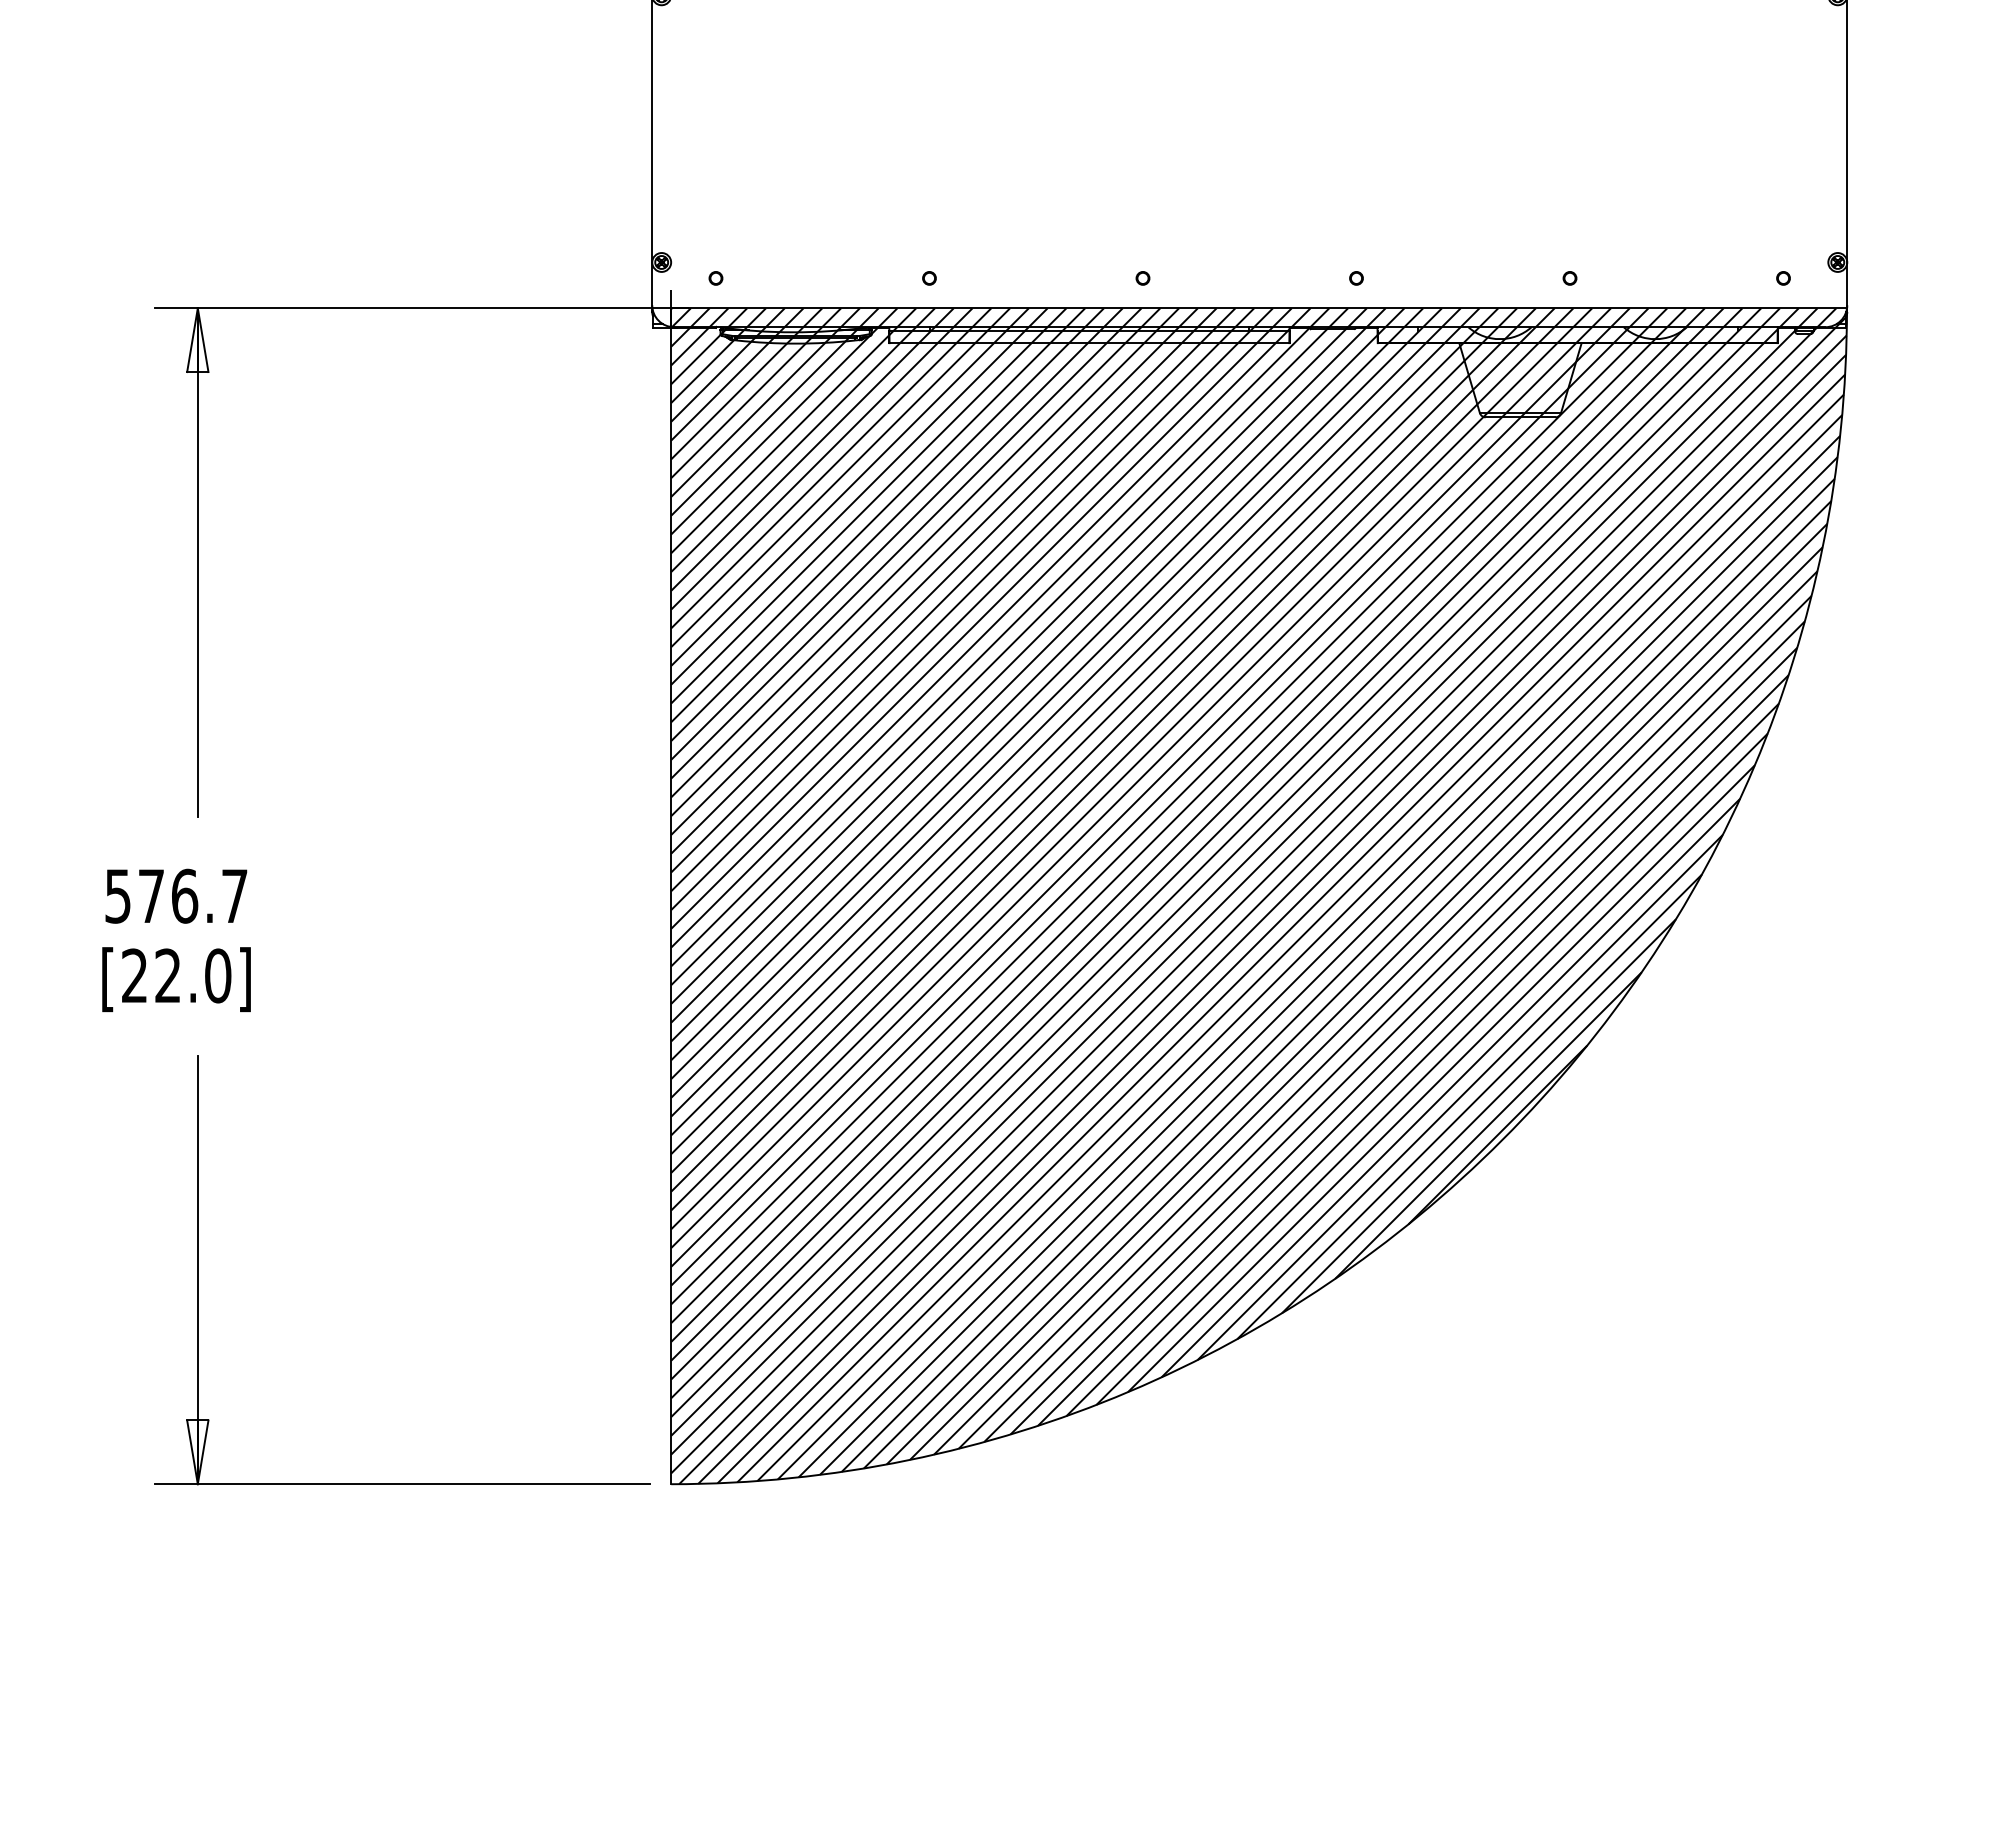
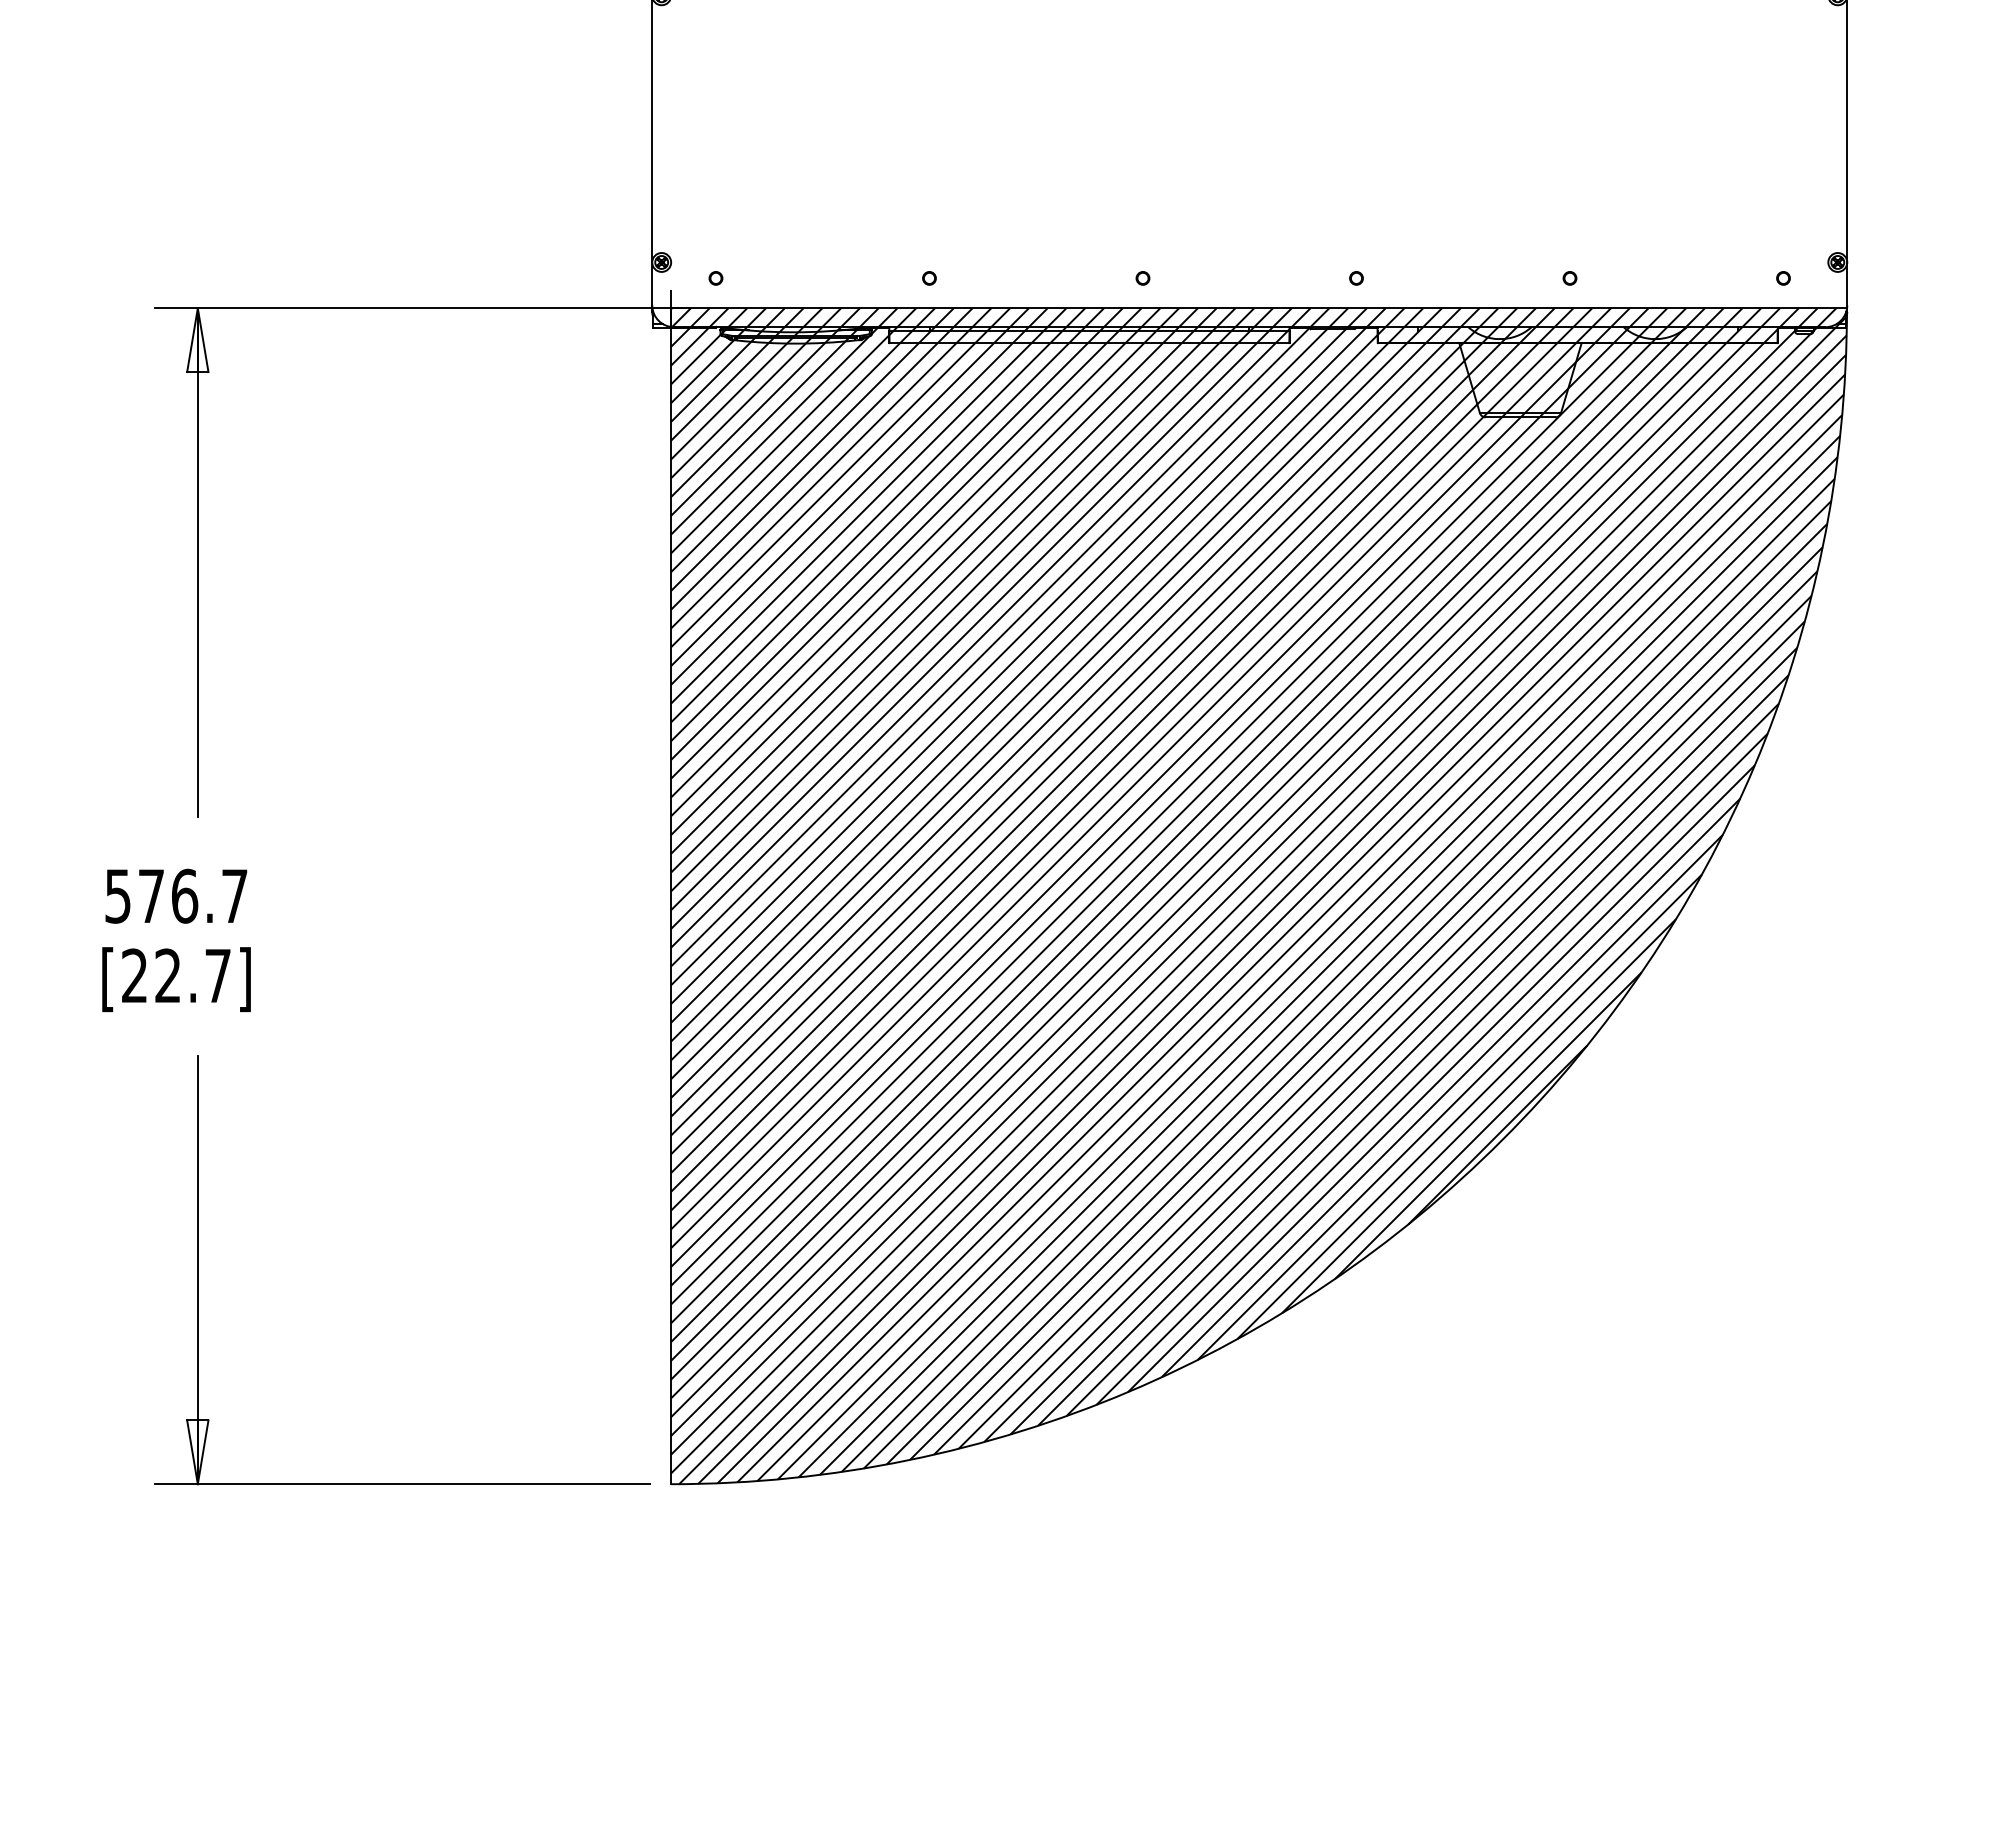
text: [22.0] -> [22.7] (218, 975)
